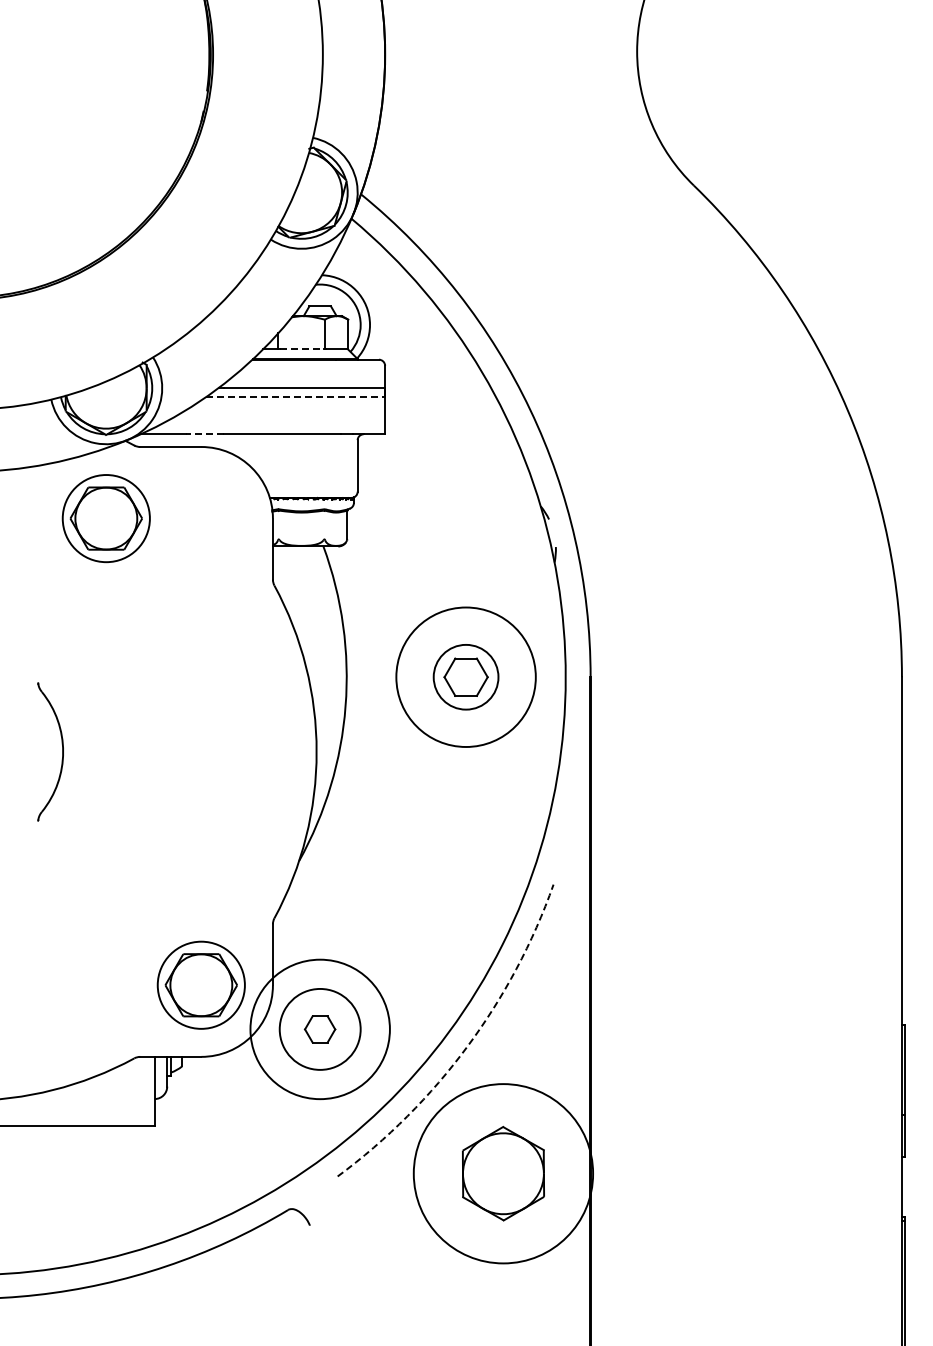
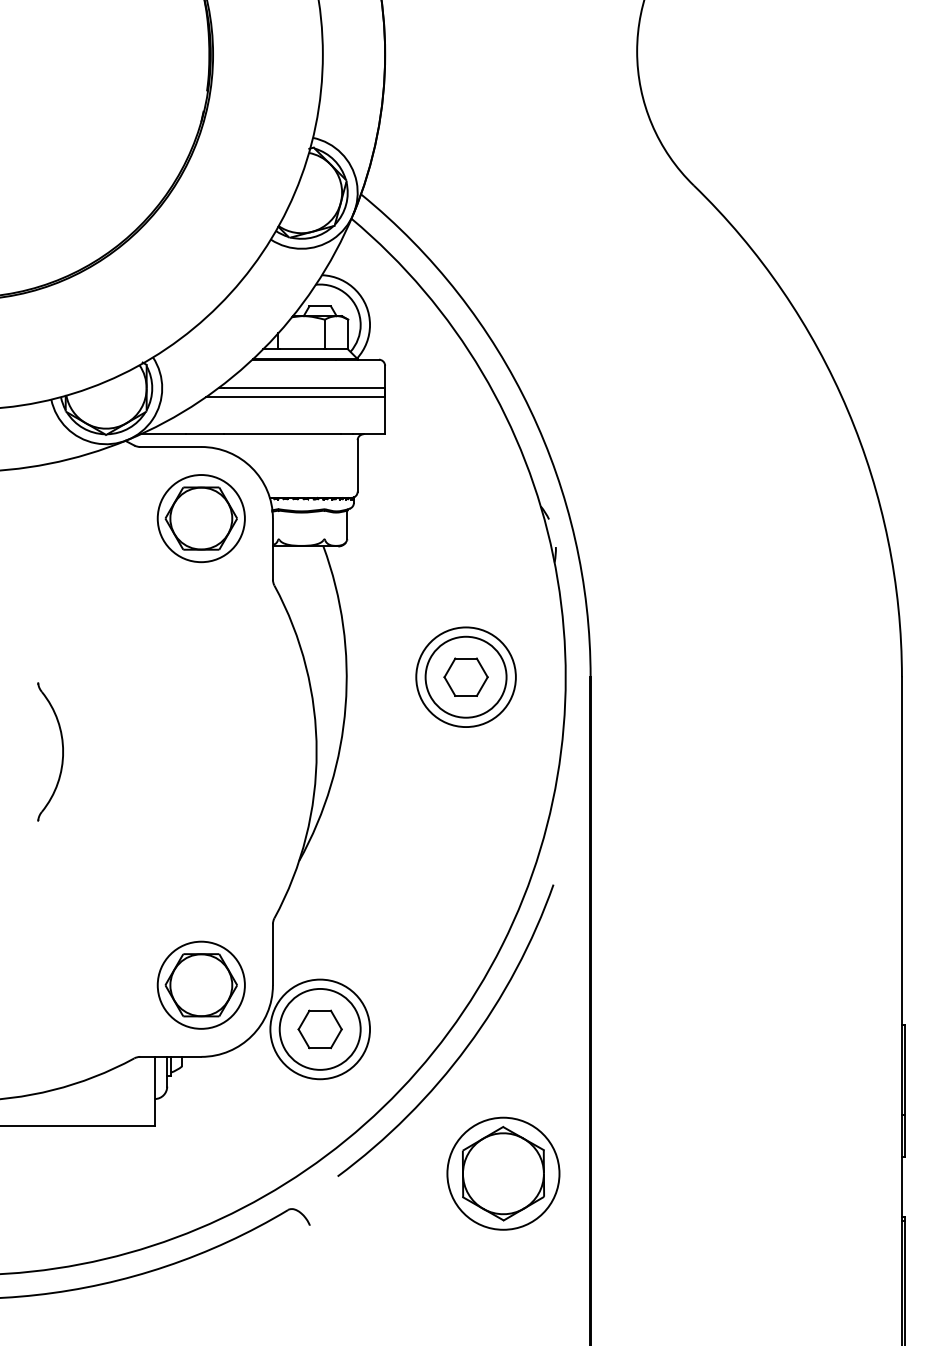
line: dashed -> solid (302, 349)
line: dashed -> solid (296, 397)
line: dashed -> solid (204, 434)
part position: (105, 518) -> (200, 518) (200, 518)
circle diameter: 139 px -> 100 px (465, 677)
circle diameter: 65 px -> 81 px (465, 676)
circle diameter: 139 px -> 100 px (320, 1029)
part size: 34x29 px -> 46x41 px (319, 1029)
arc: dashed -> solid (467, 1046)
circle diameter: 179 px -> 112 px (503, 1173)
